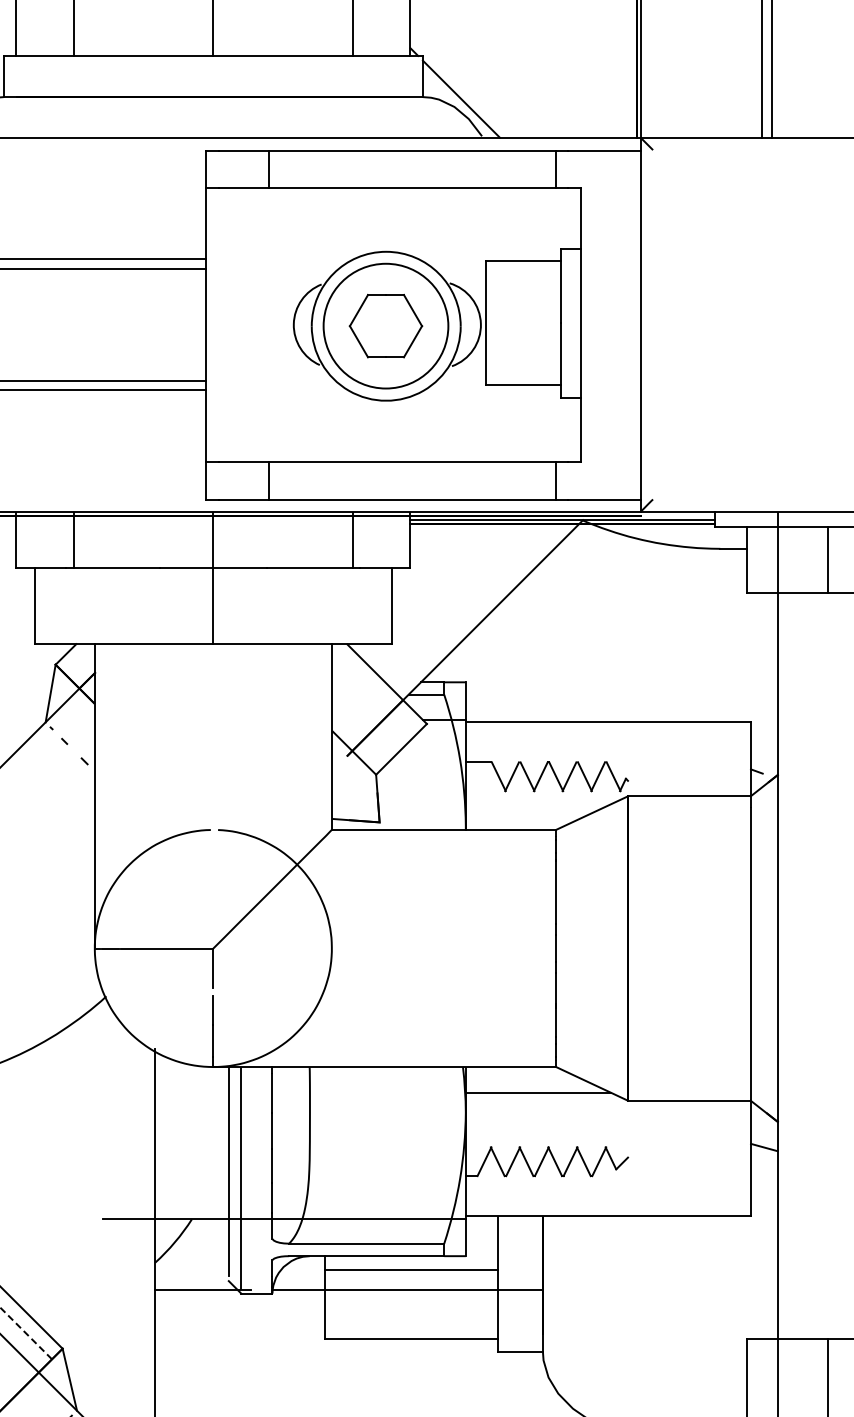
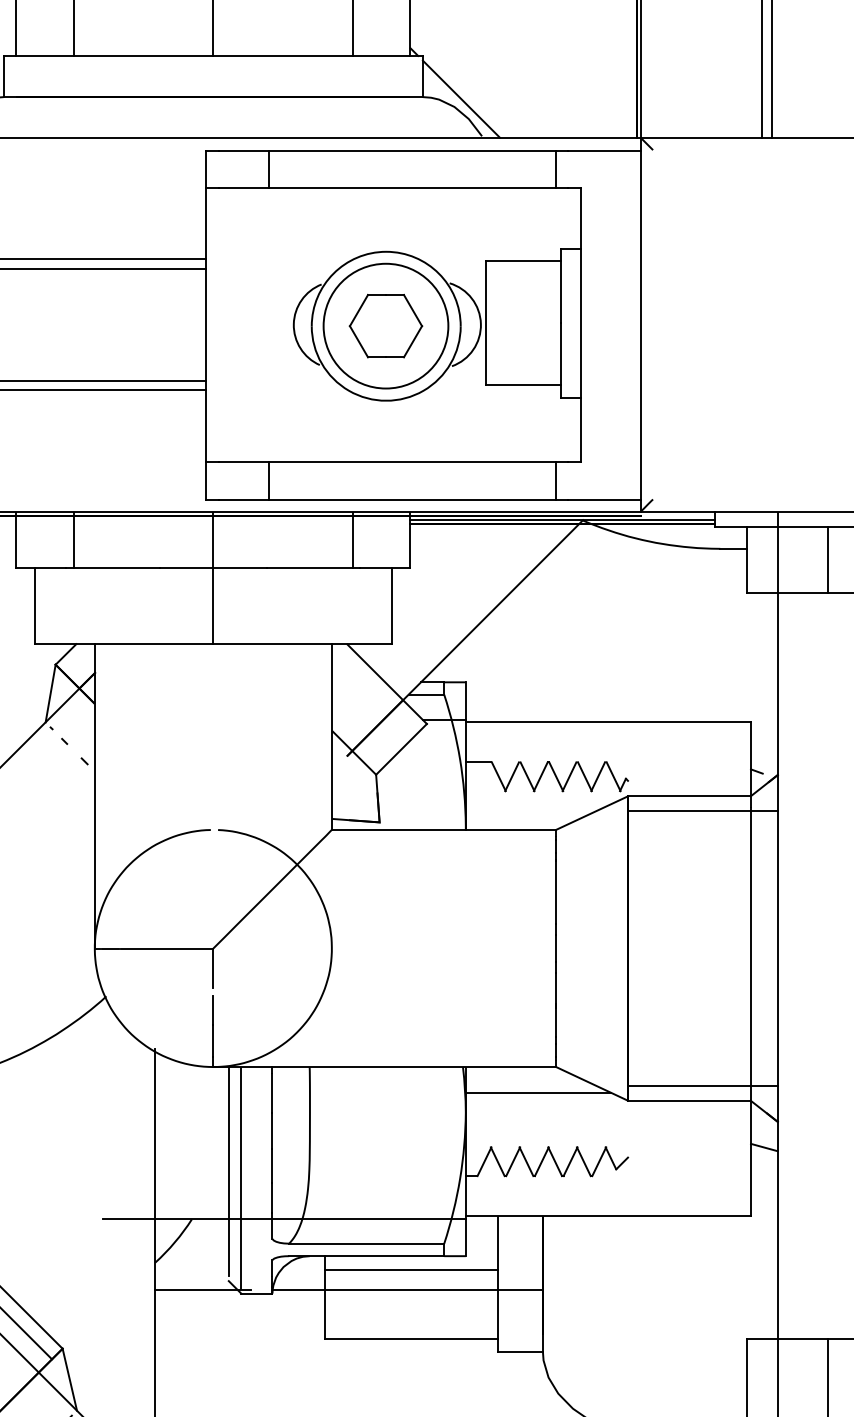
line: none -> present (702, 811)
line: none -> present (702, 1085)
line: dashed -> solid (25, 1333)
